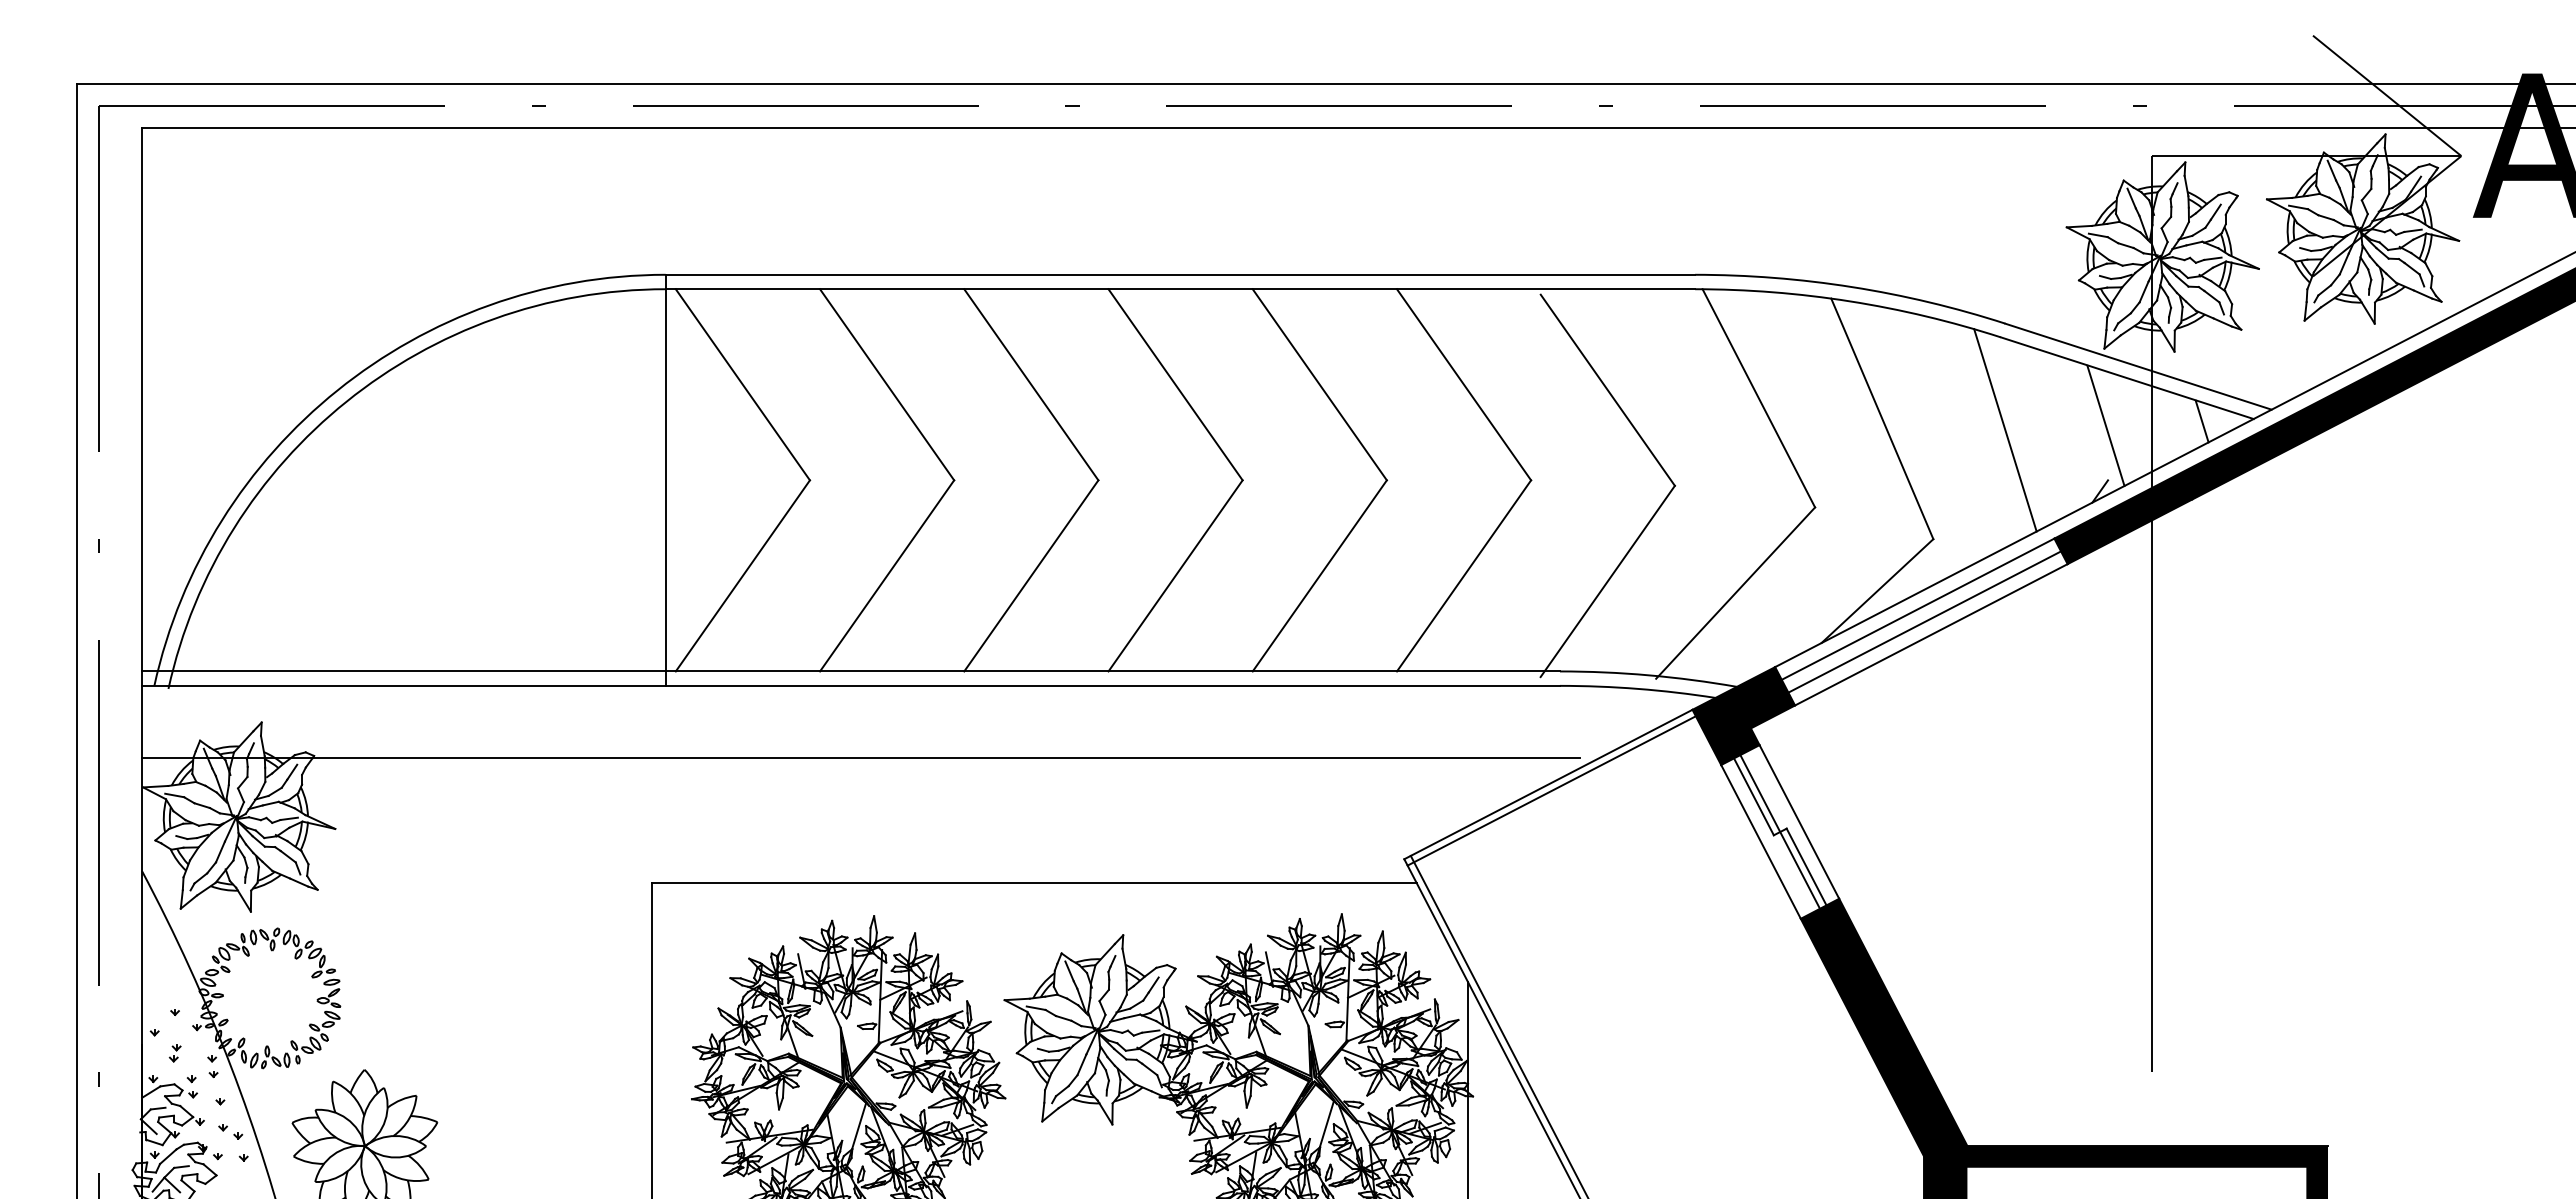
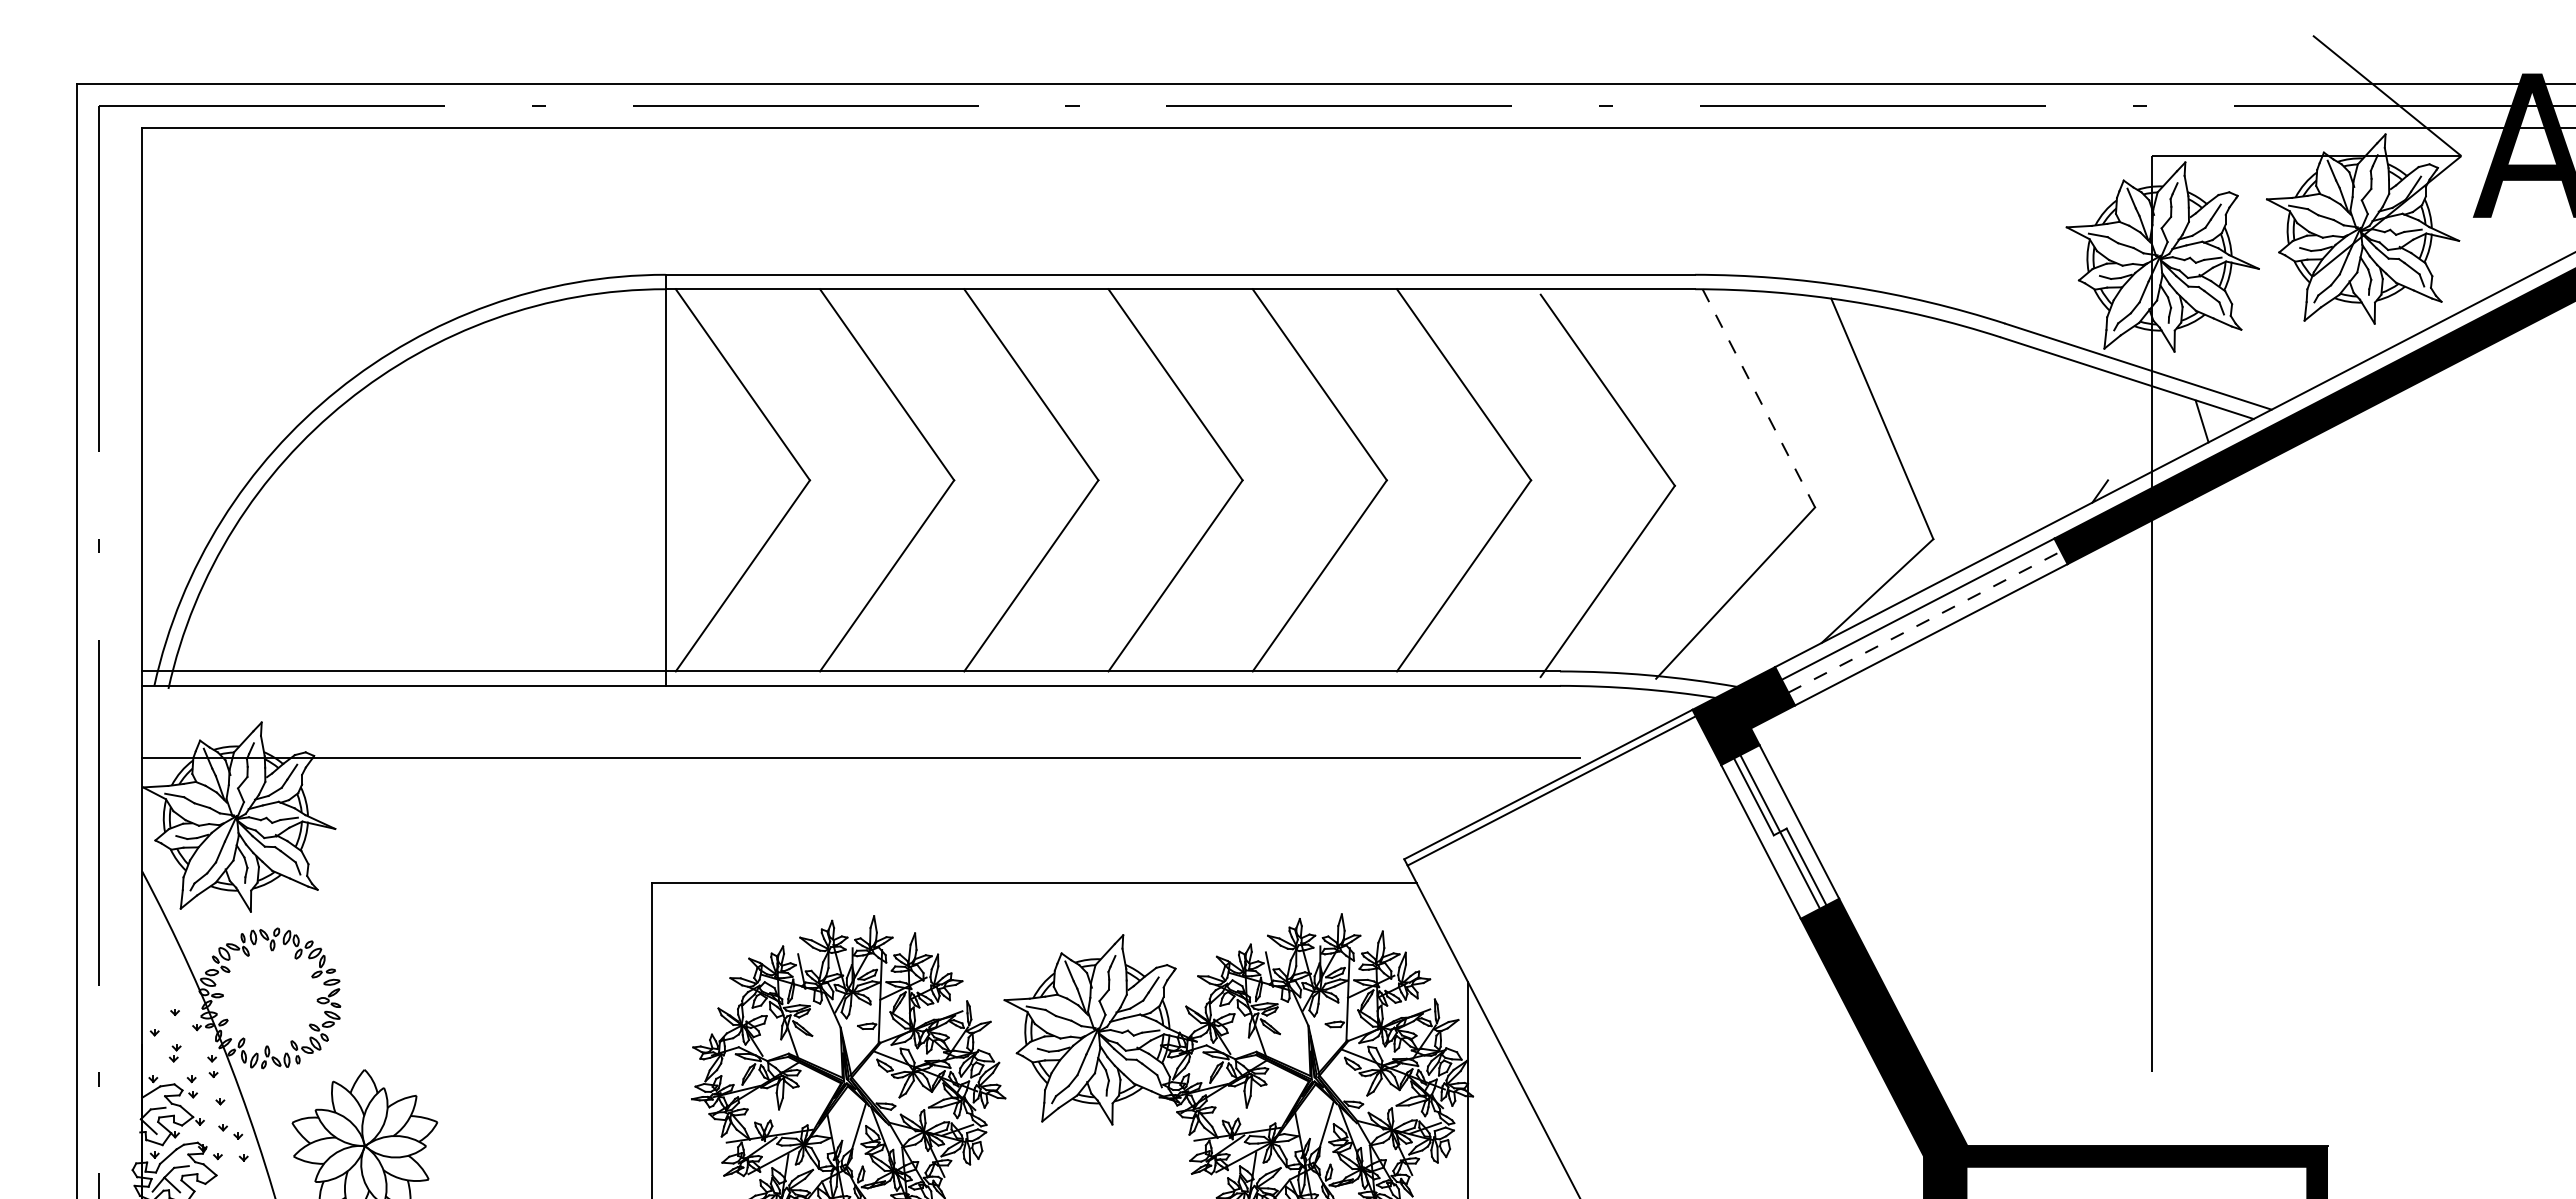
line: solid -> dashed (1758, 398)
line: present -> none (2105, 425)
line: present -> none (2005, 430)
line: solid -> dashed (1924, 622)
line: present -> none (1498, 1025)
